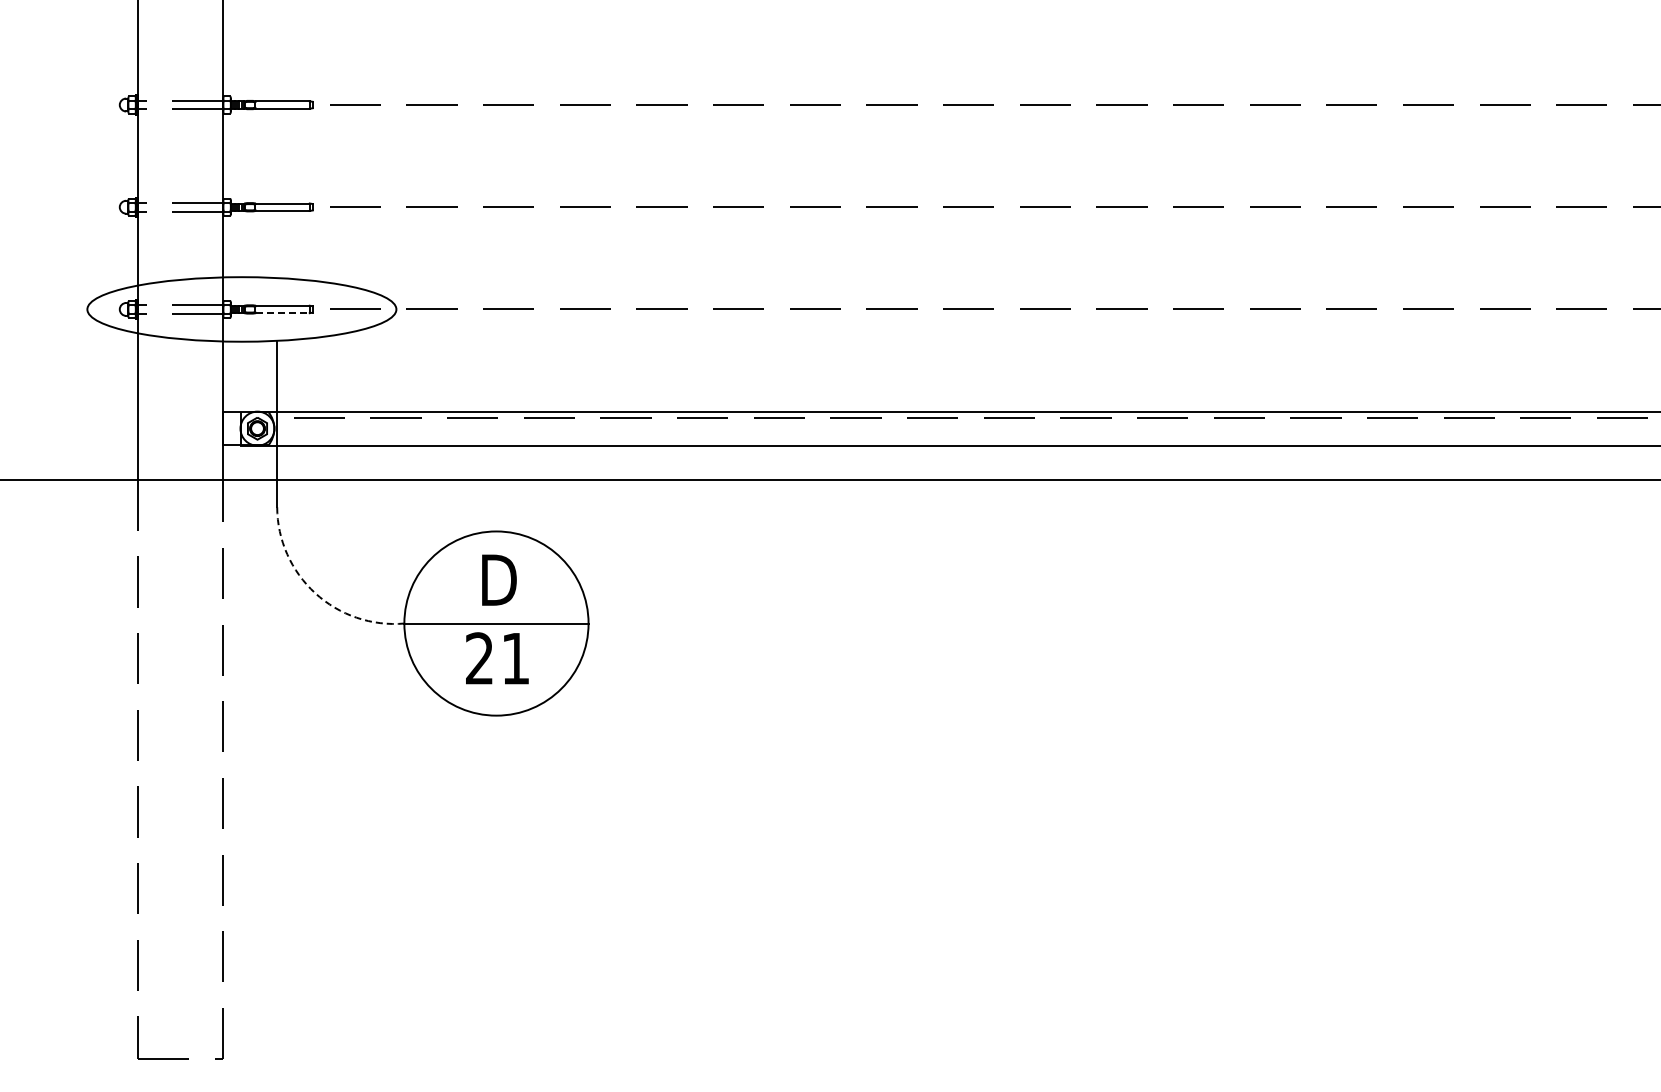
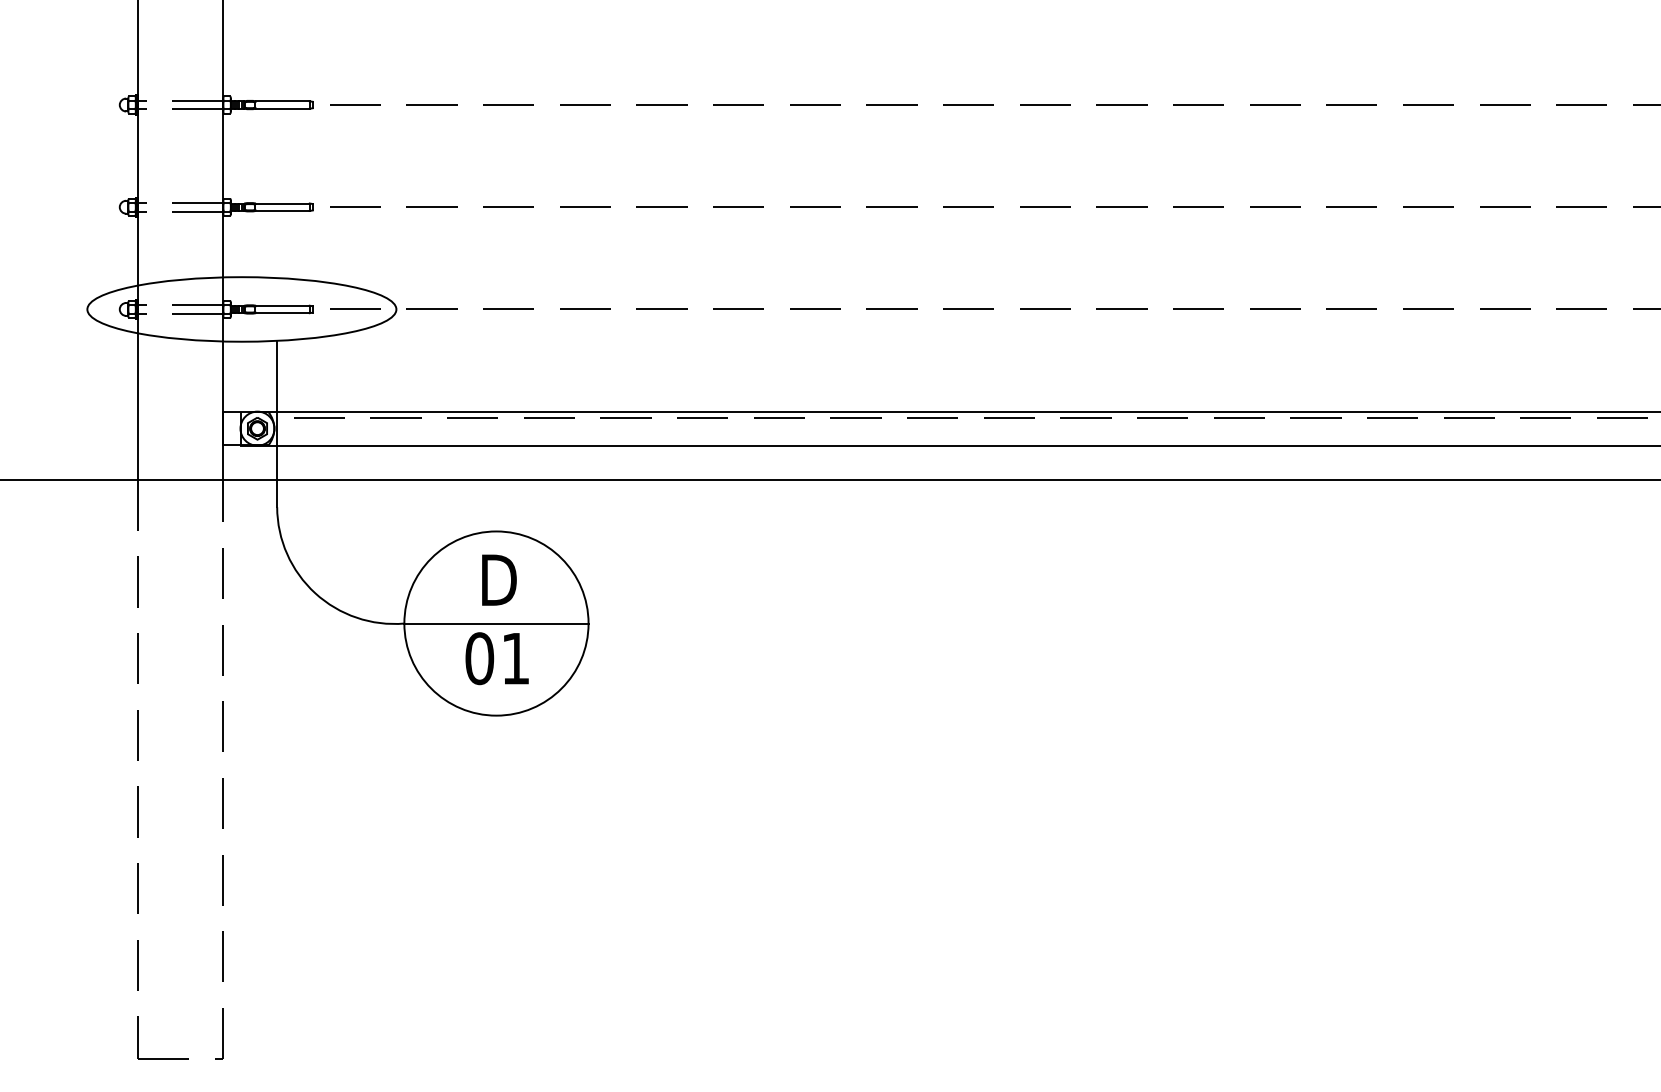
line: dashed -> solid (282, 313)
arc: dashed -> solid (315, 593)
text: 21 -> 01 (479, 658)
